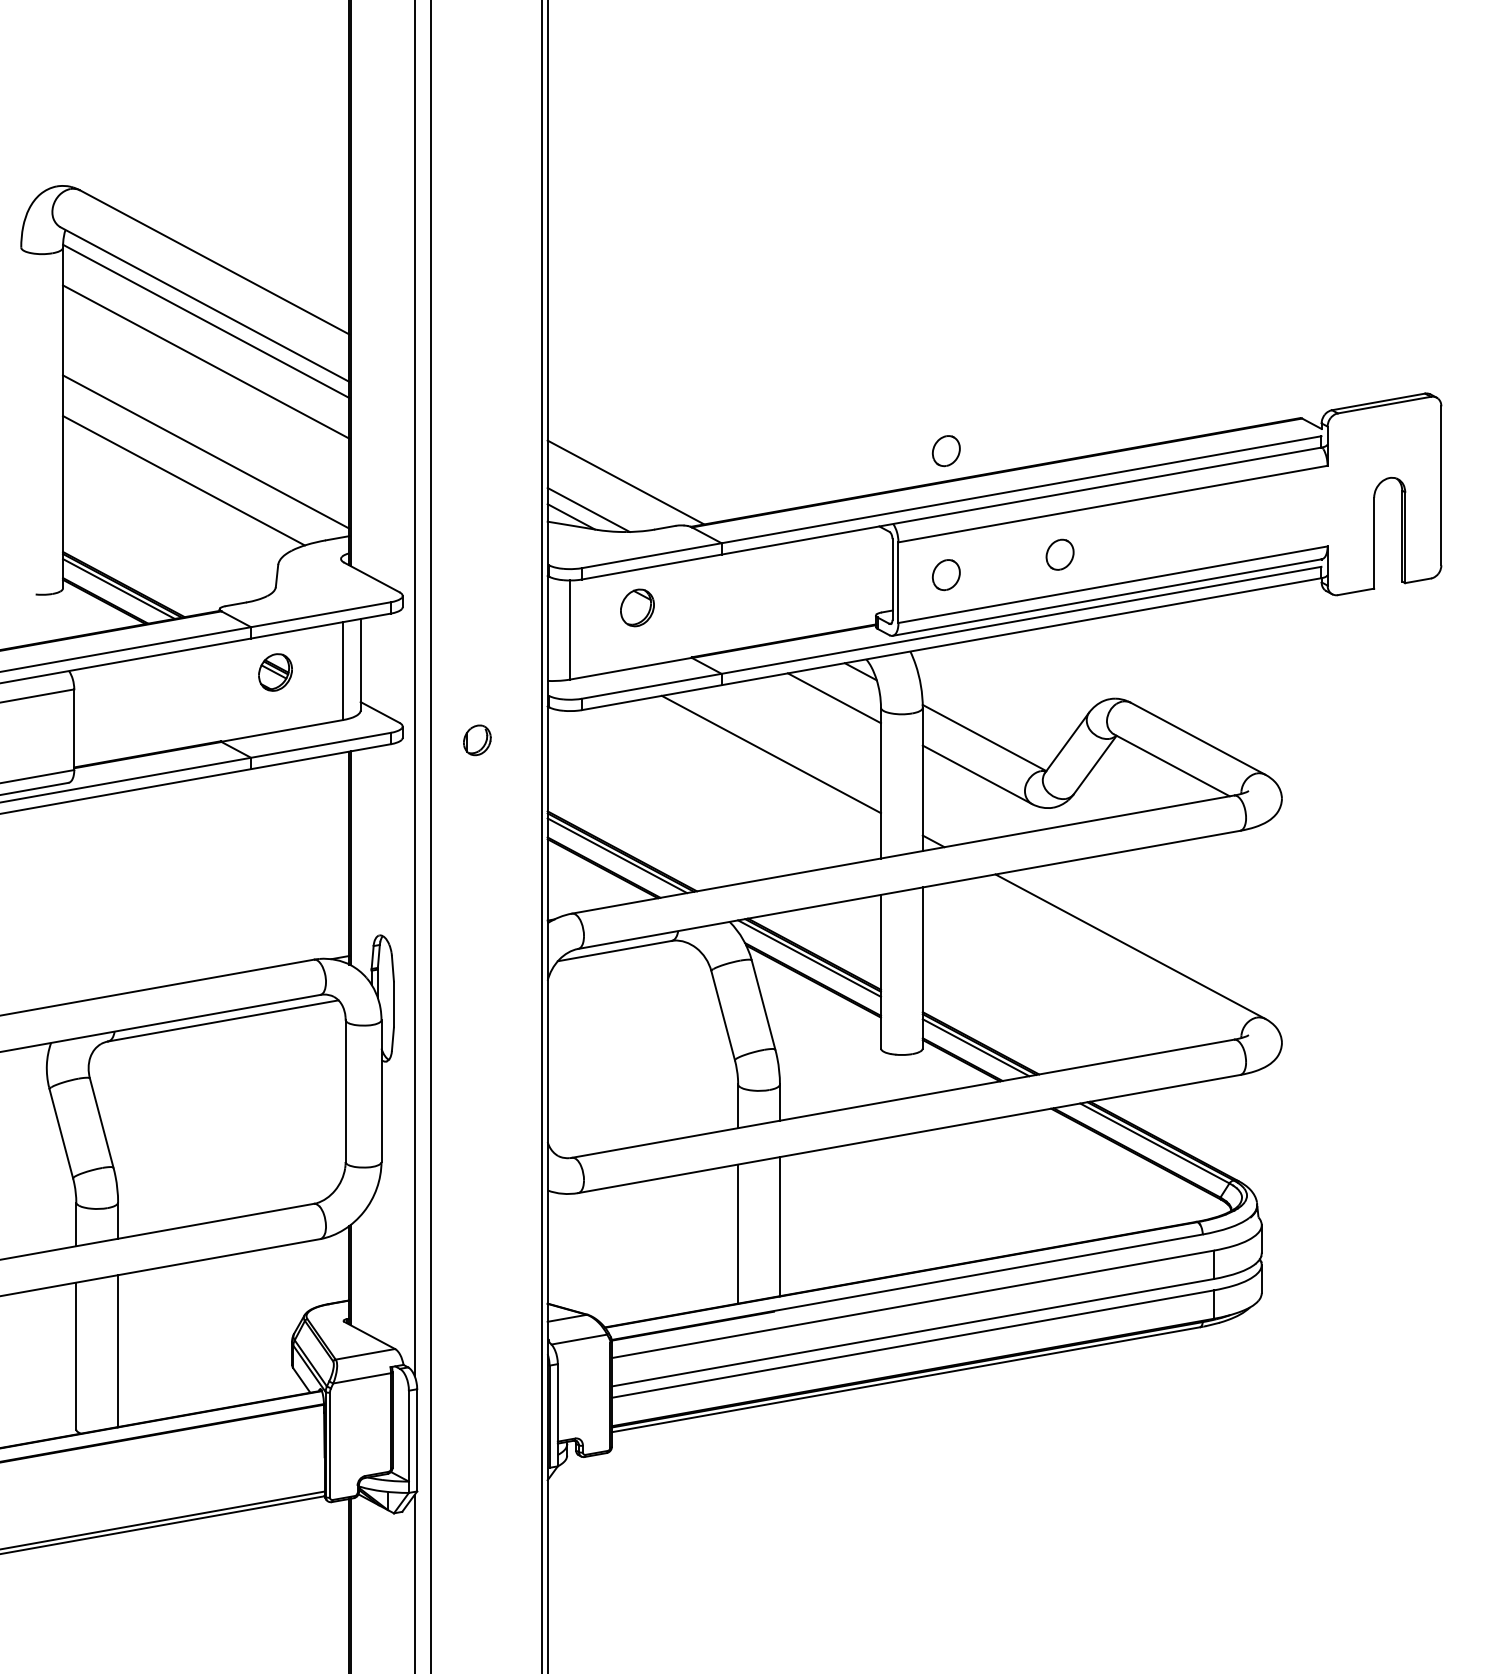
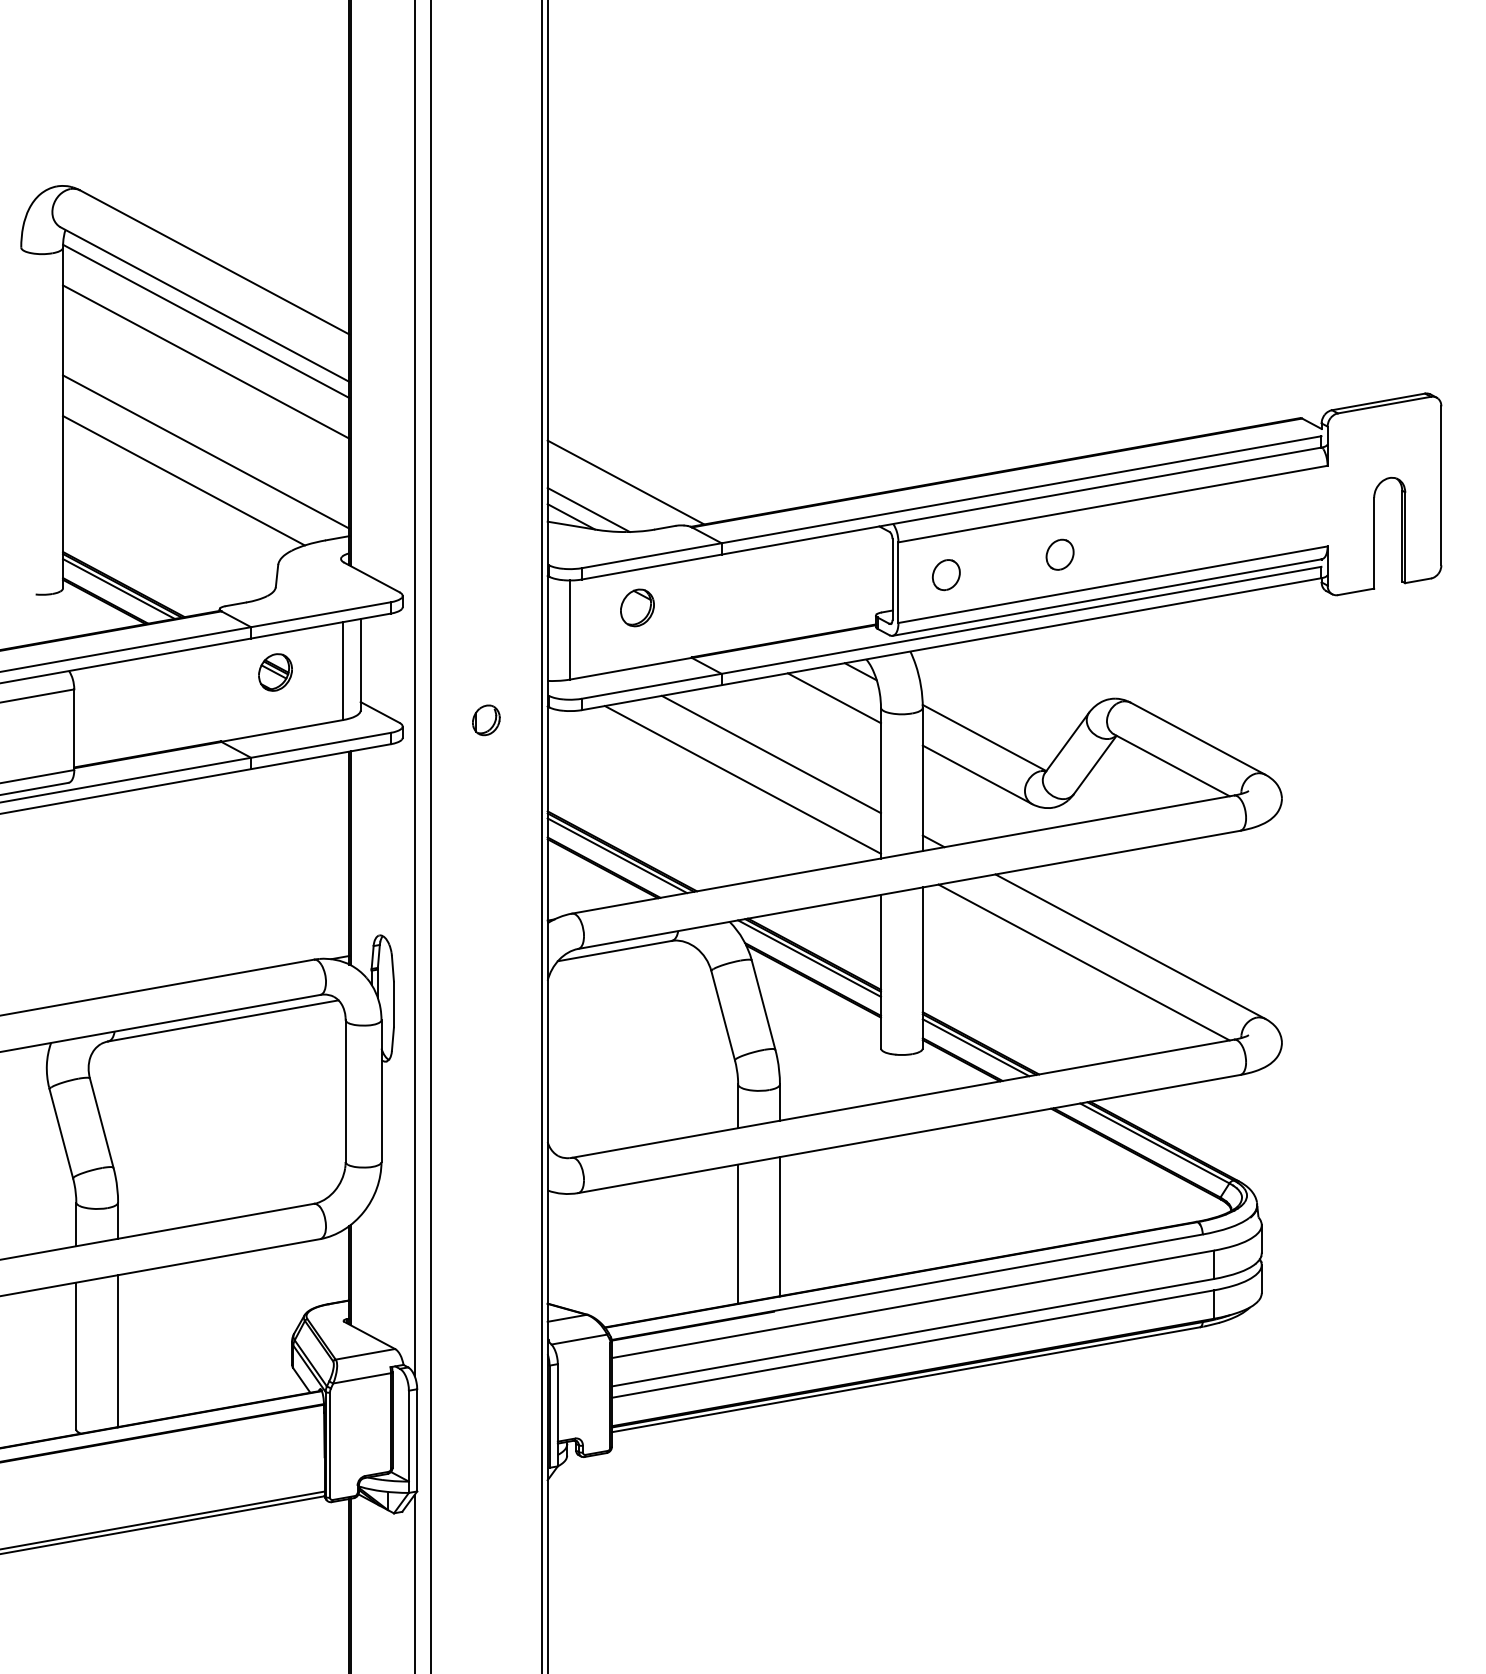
part: present -> none (945, 451)
part position: (477, 740) -> (486, 720) (486, 720)
line: none -> present (742, 779)
line: none -> present (1083, 962)
